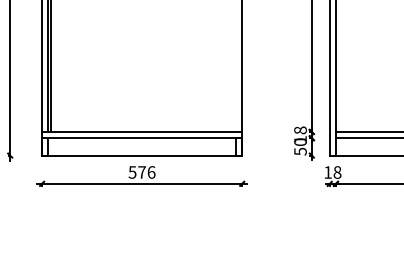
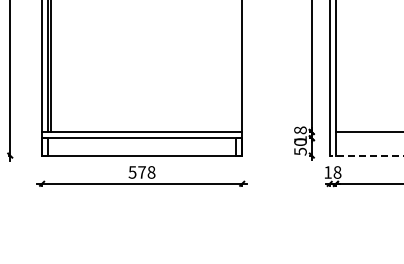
line: present -> none (367, 138)
line: solid -> dashed (366, 155)
text: 576 -> 578 (151, 172)
